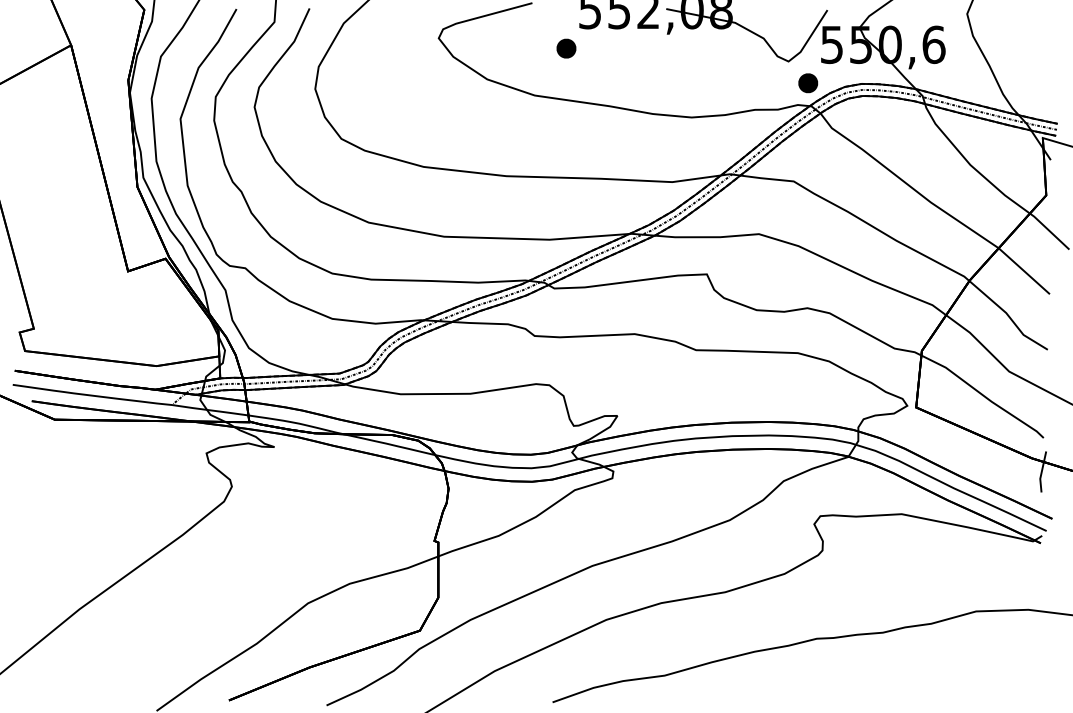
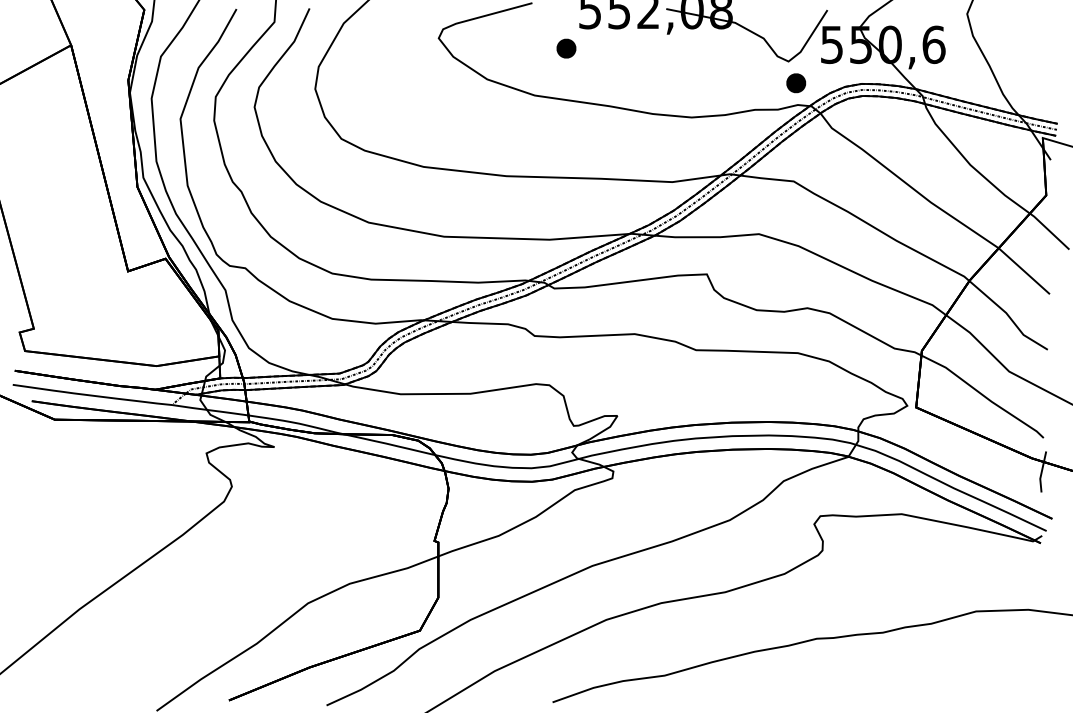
part position: (808, 83) -> (796, 83) (796, 83)
